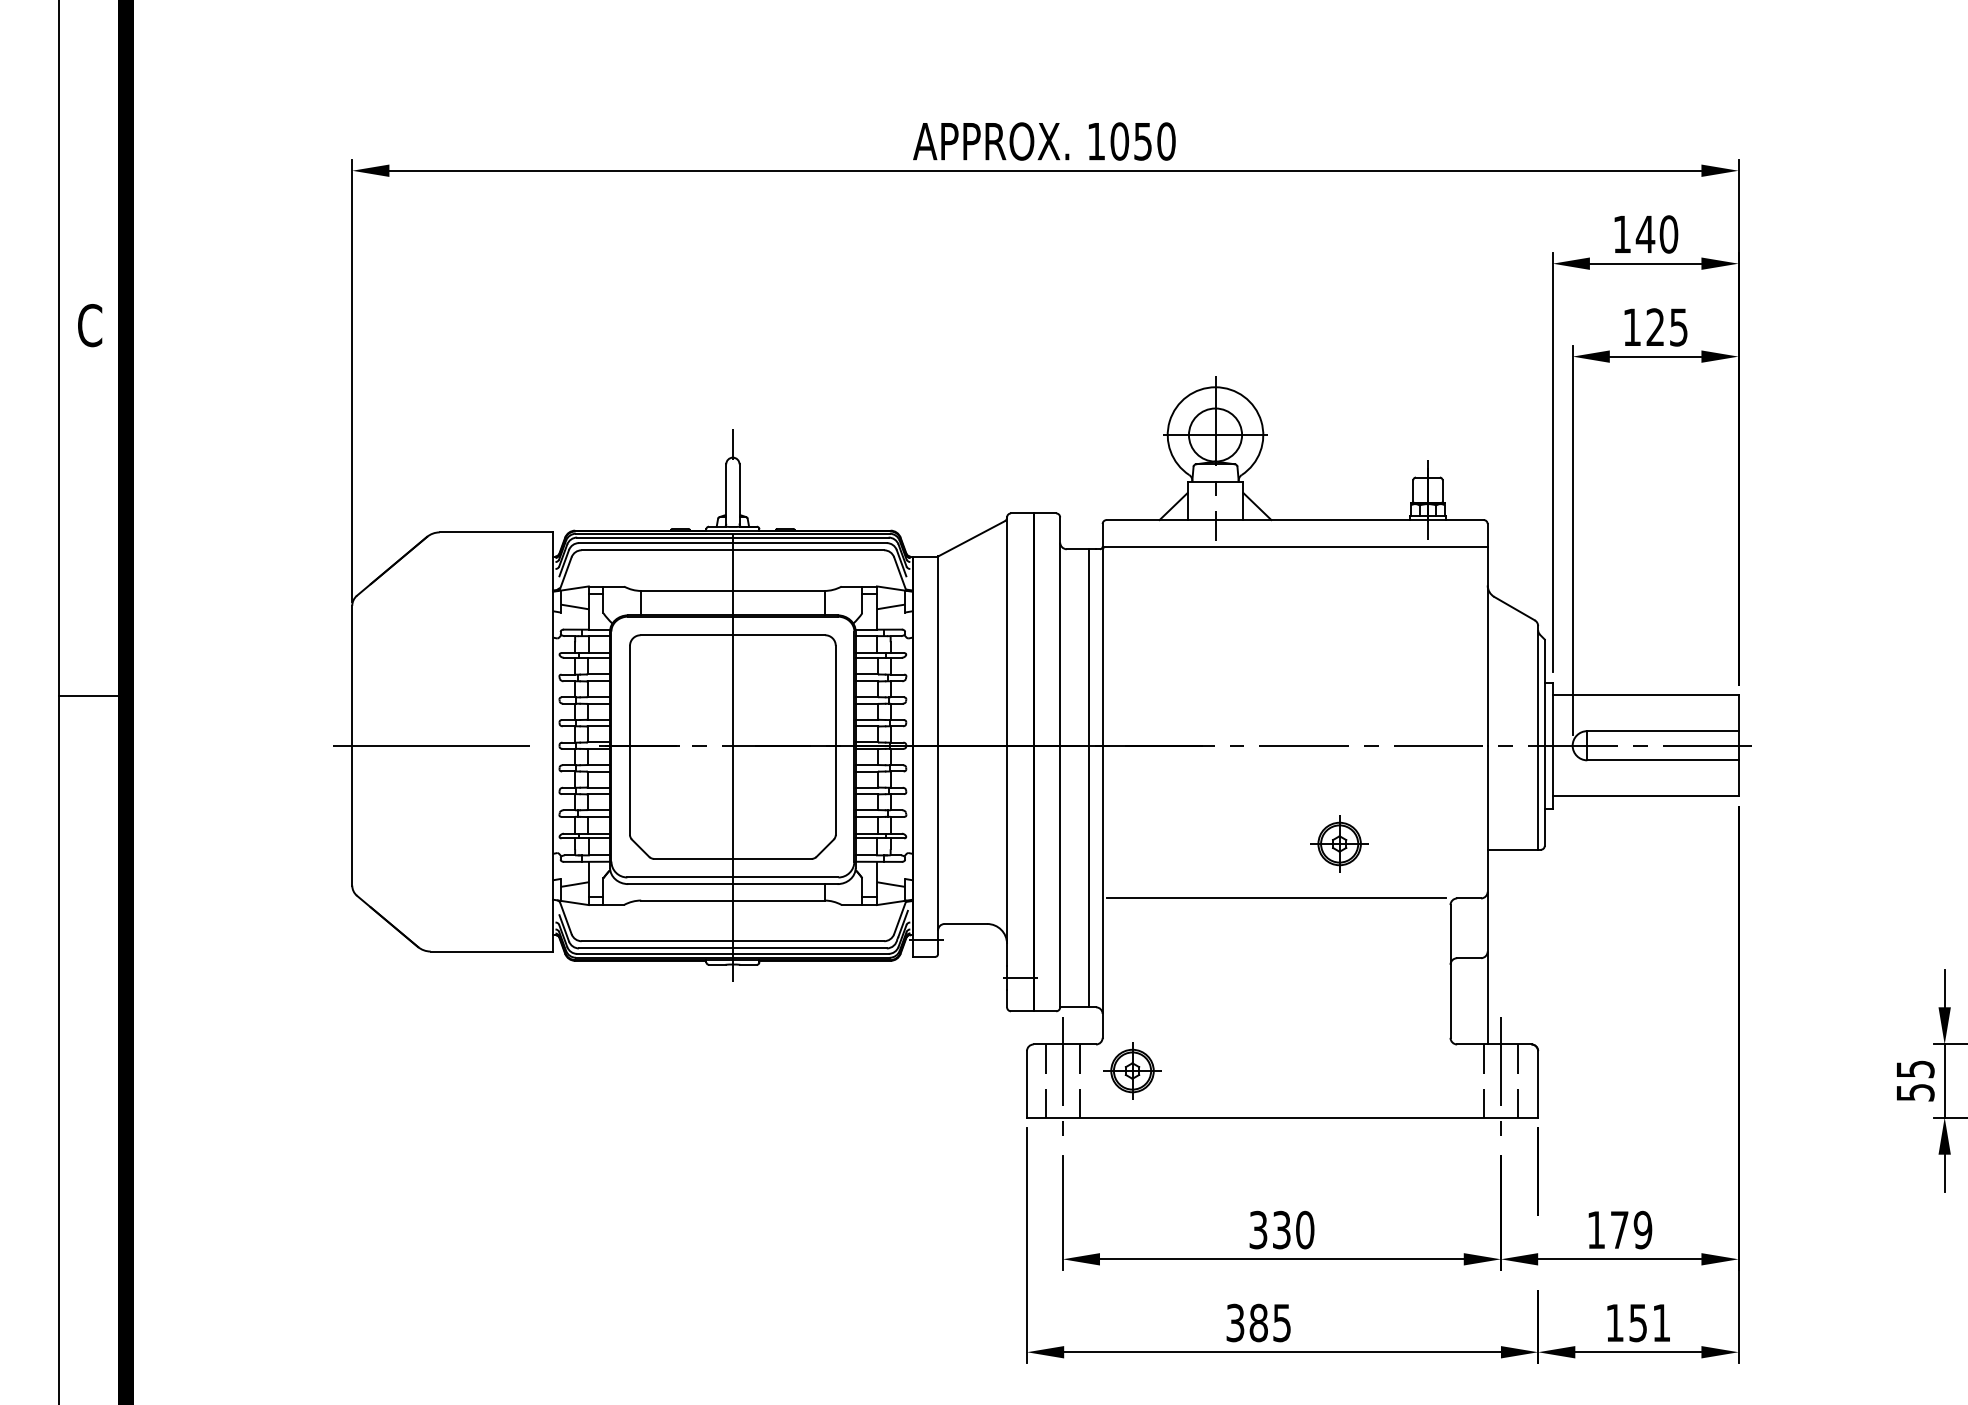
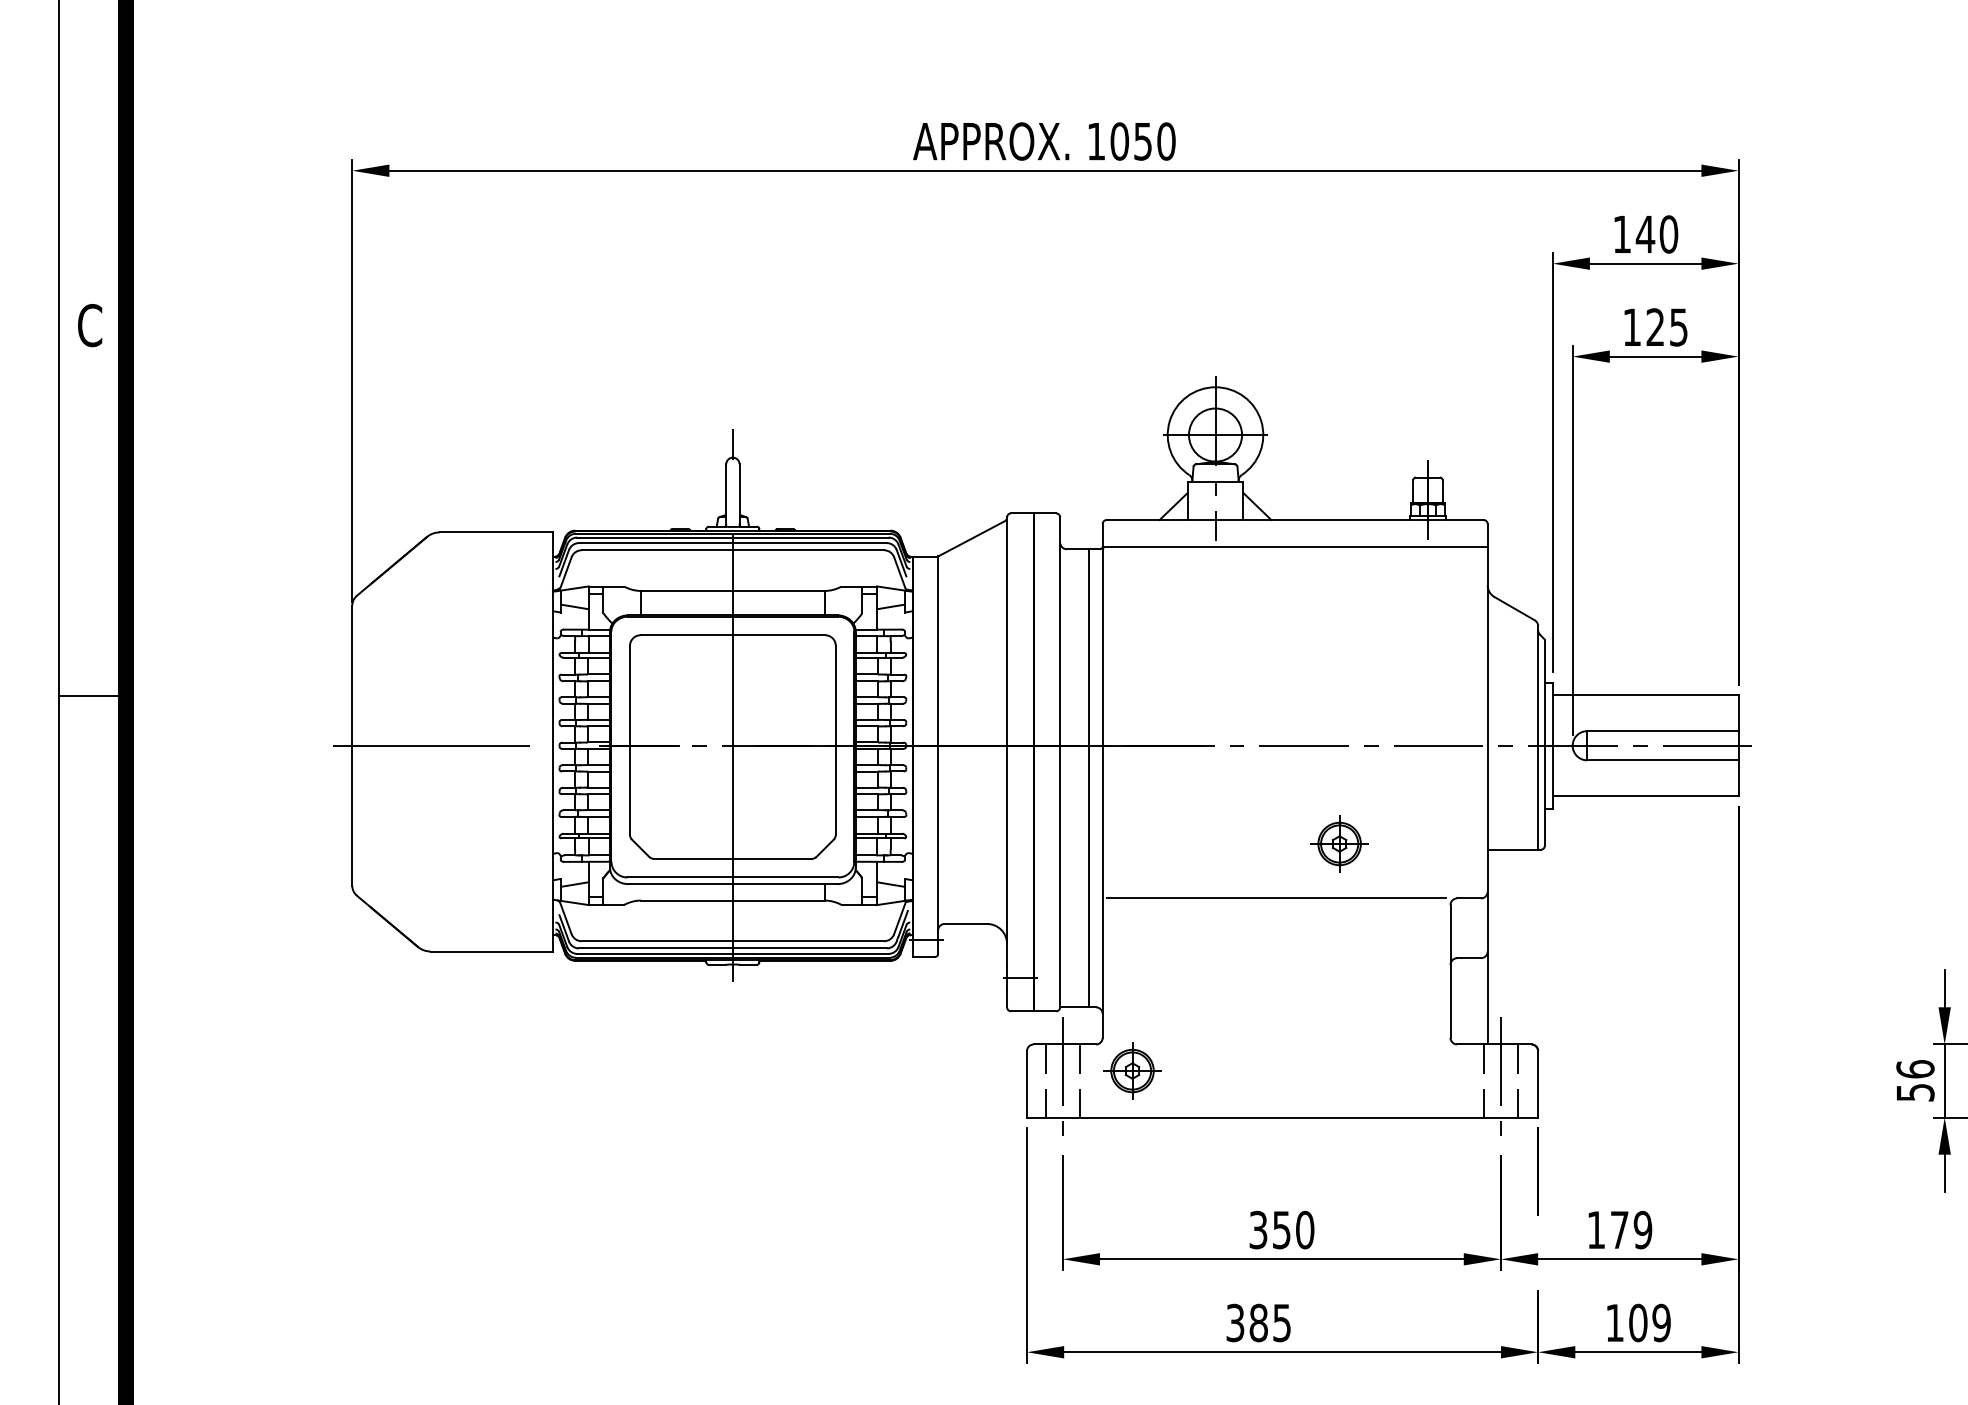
text: 55 -> 56 (1915, 1069)
text: 330 -> 350 (1281, 1229)
text: 151 -> 109 (1649, 1322)
